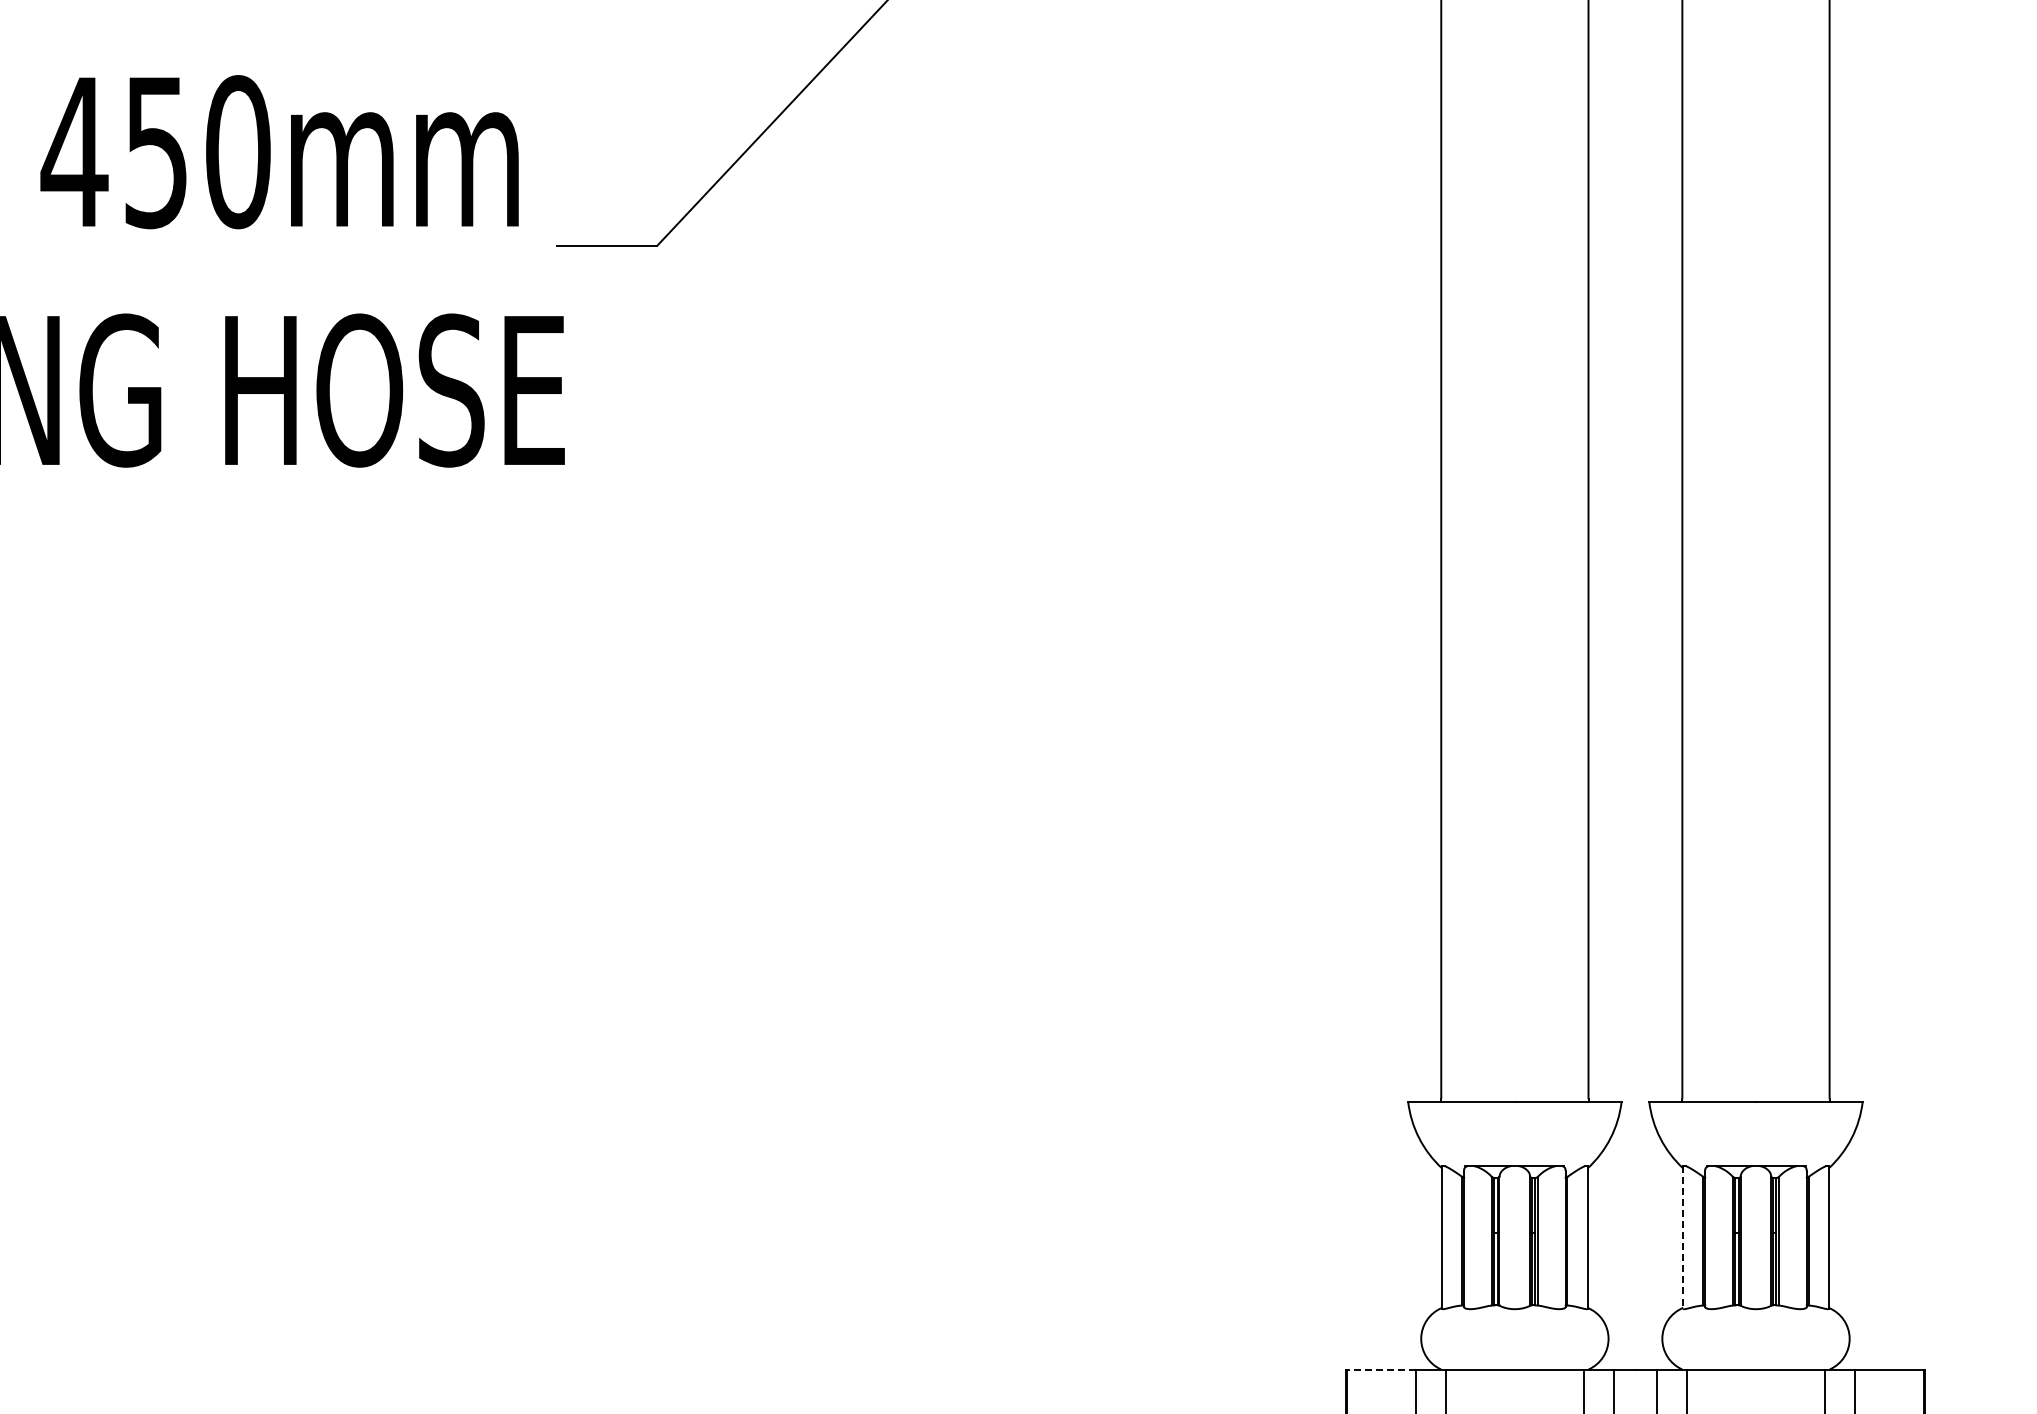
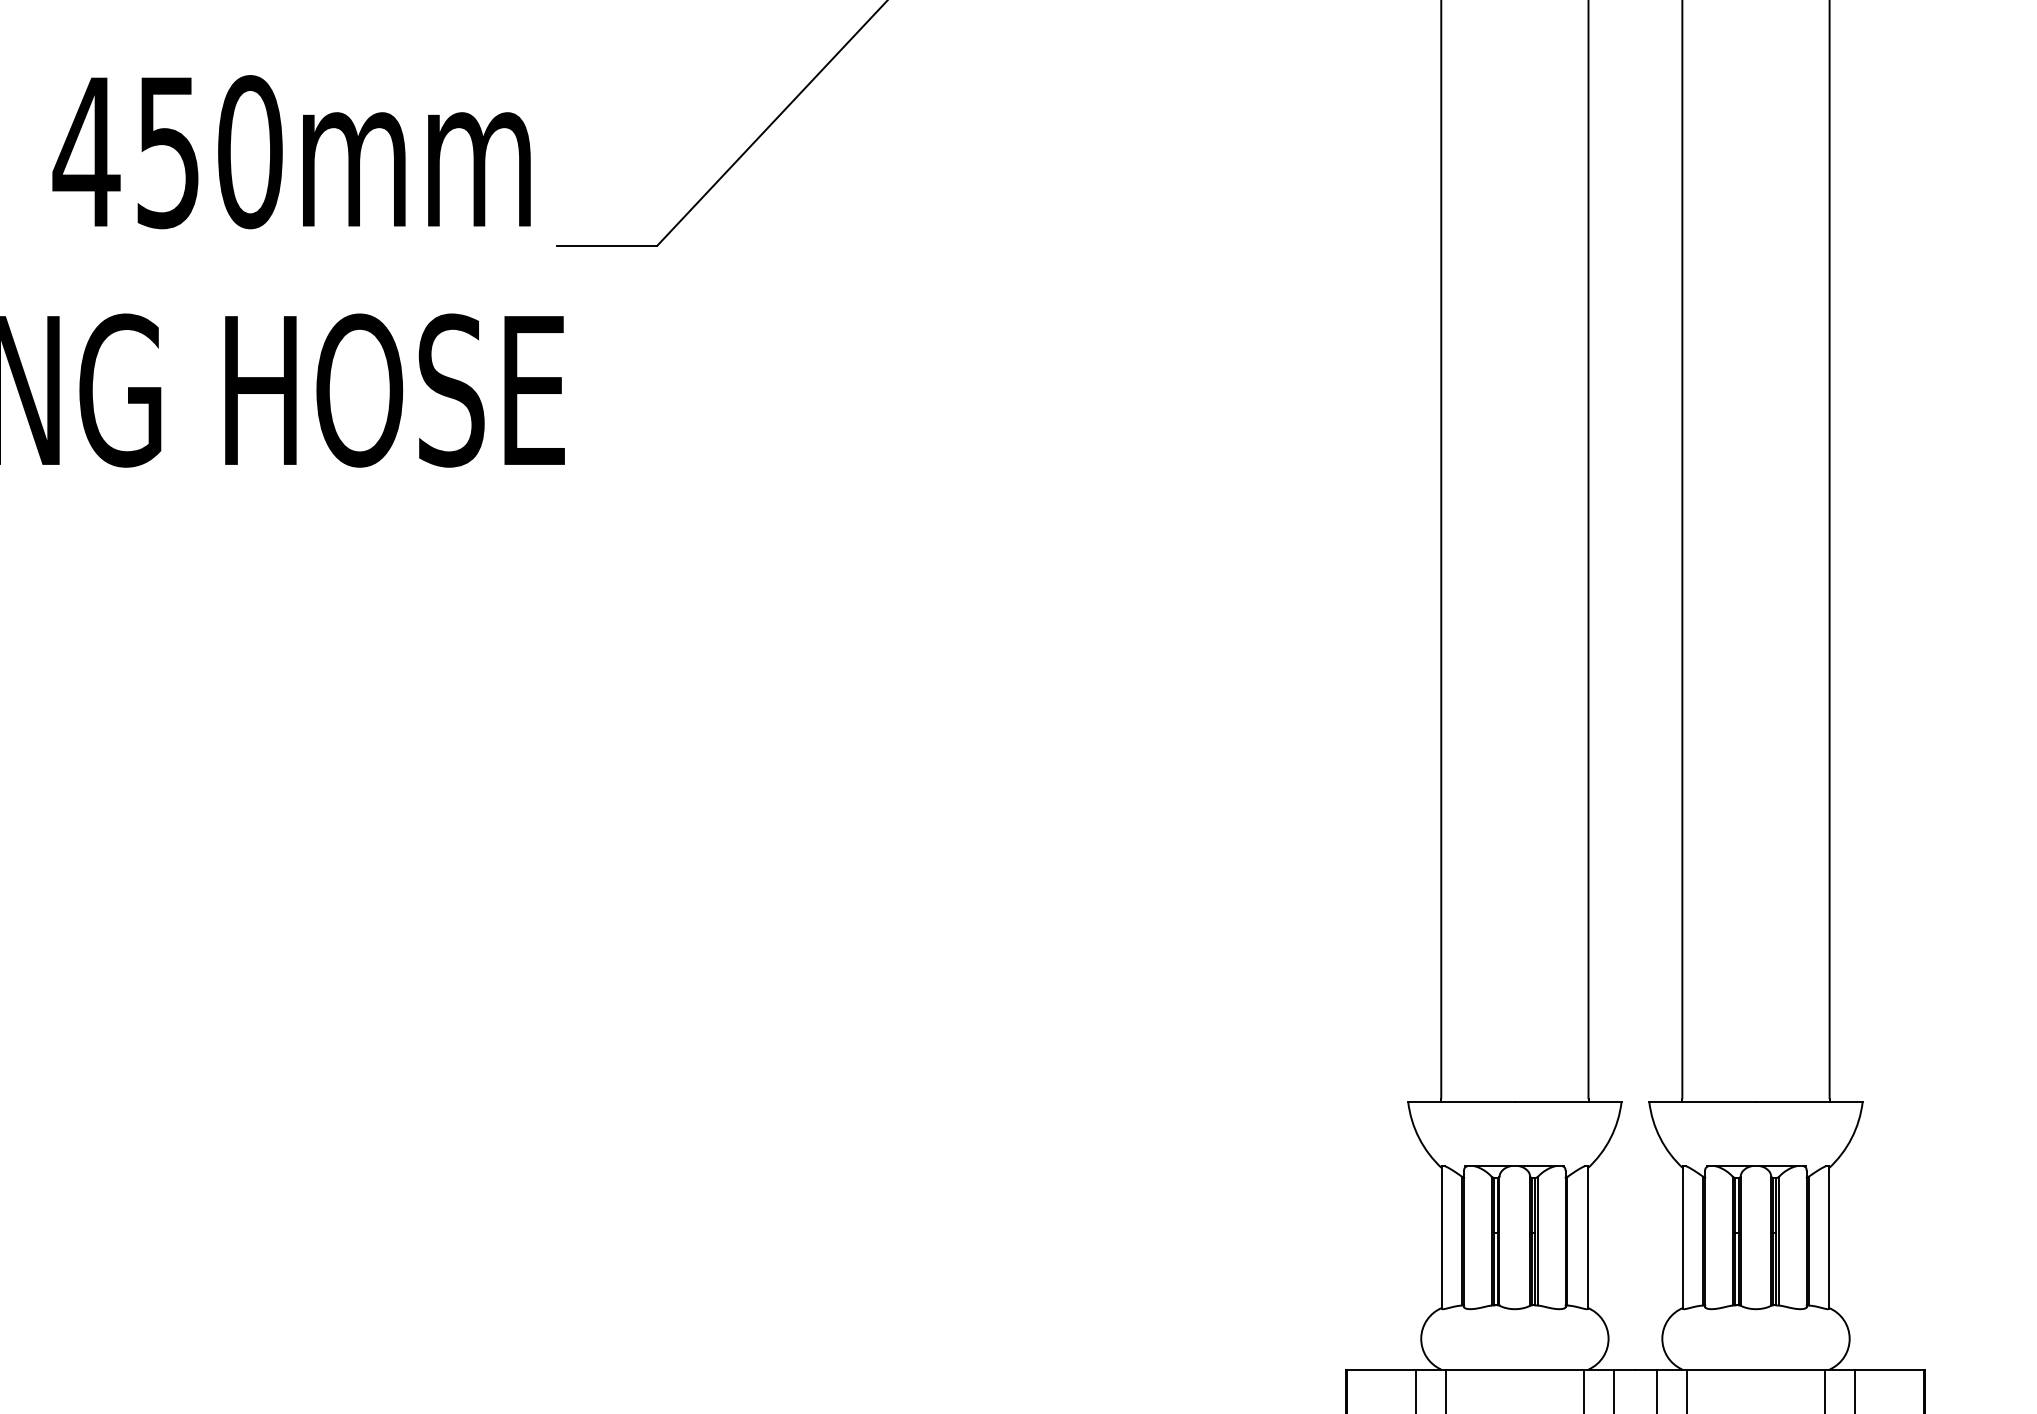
text position: (279, 152) -> (291, 152) (291, 152)
line: dashed -> solid (1683, 1238)
line: dashed -> solid (1381, 1369)
